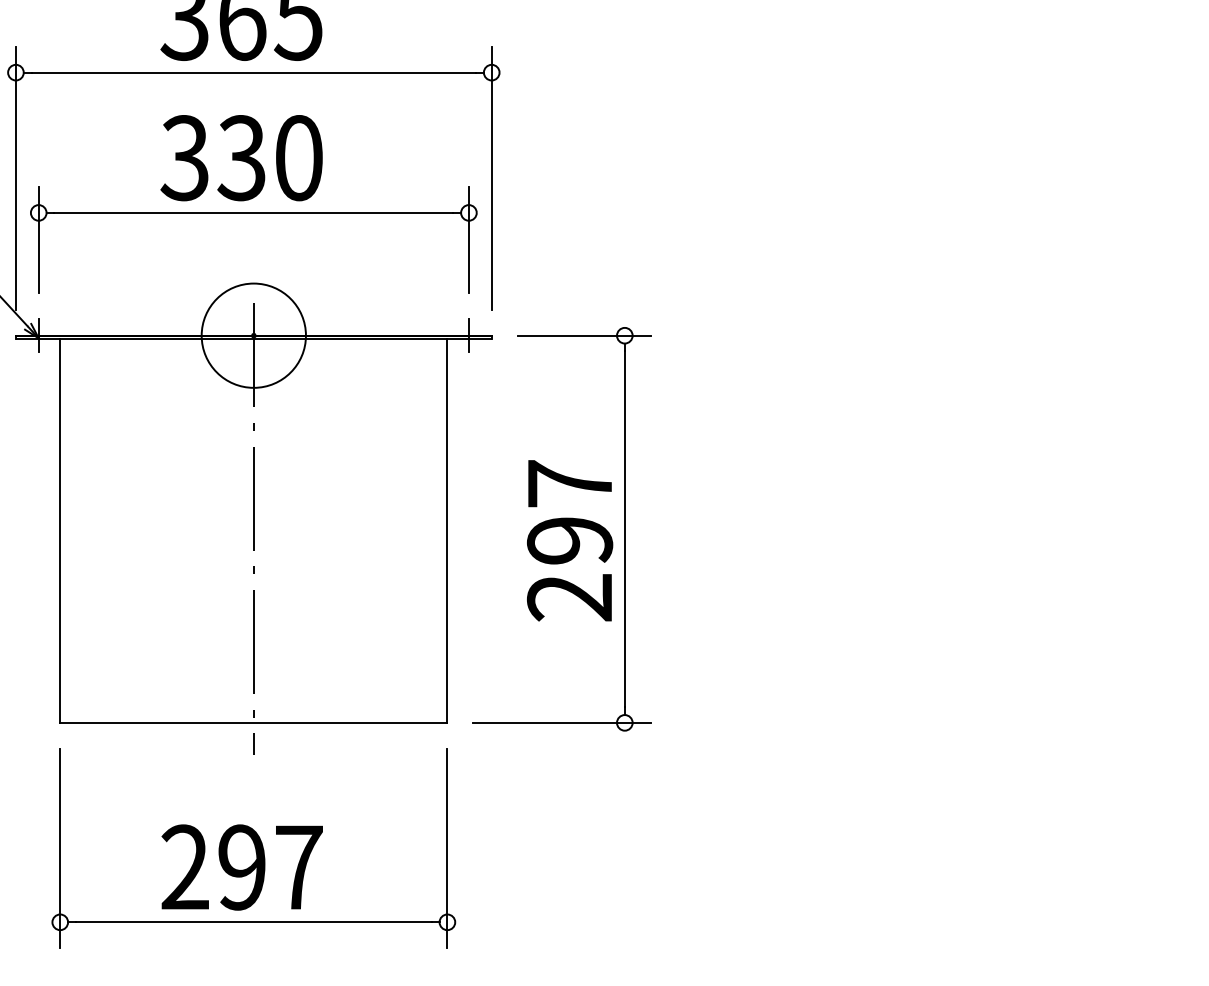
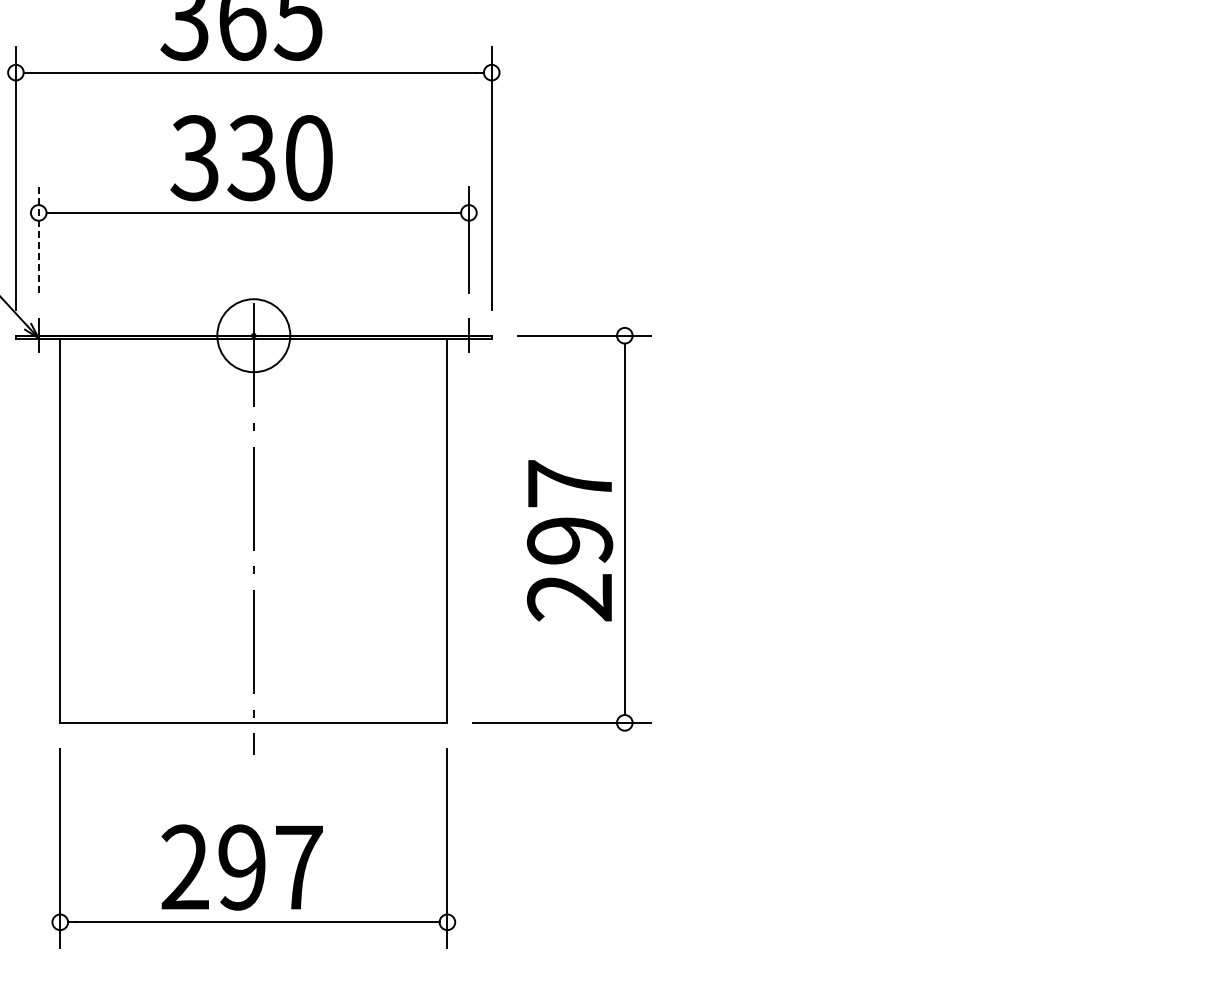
text position: (241, 158) -> (251, 158) (251, 158)
line: solid -> dashed (38, 239)
circle diameter: 104 px -> 73 px (253, 335)
